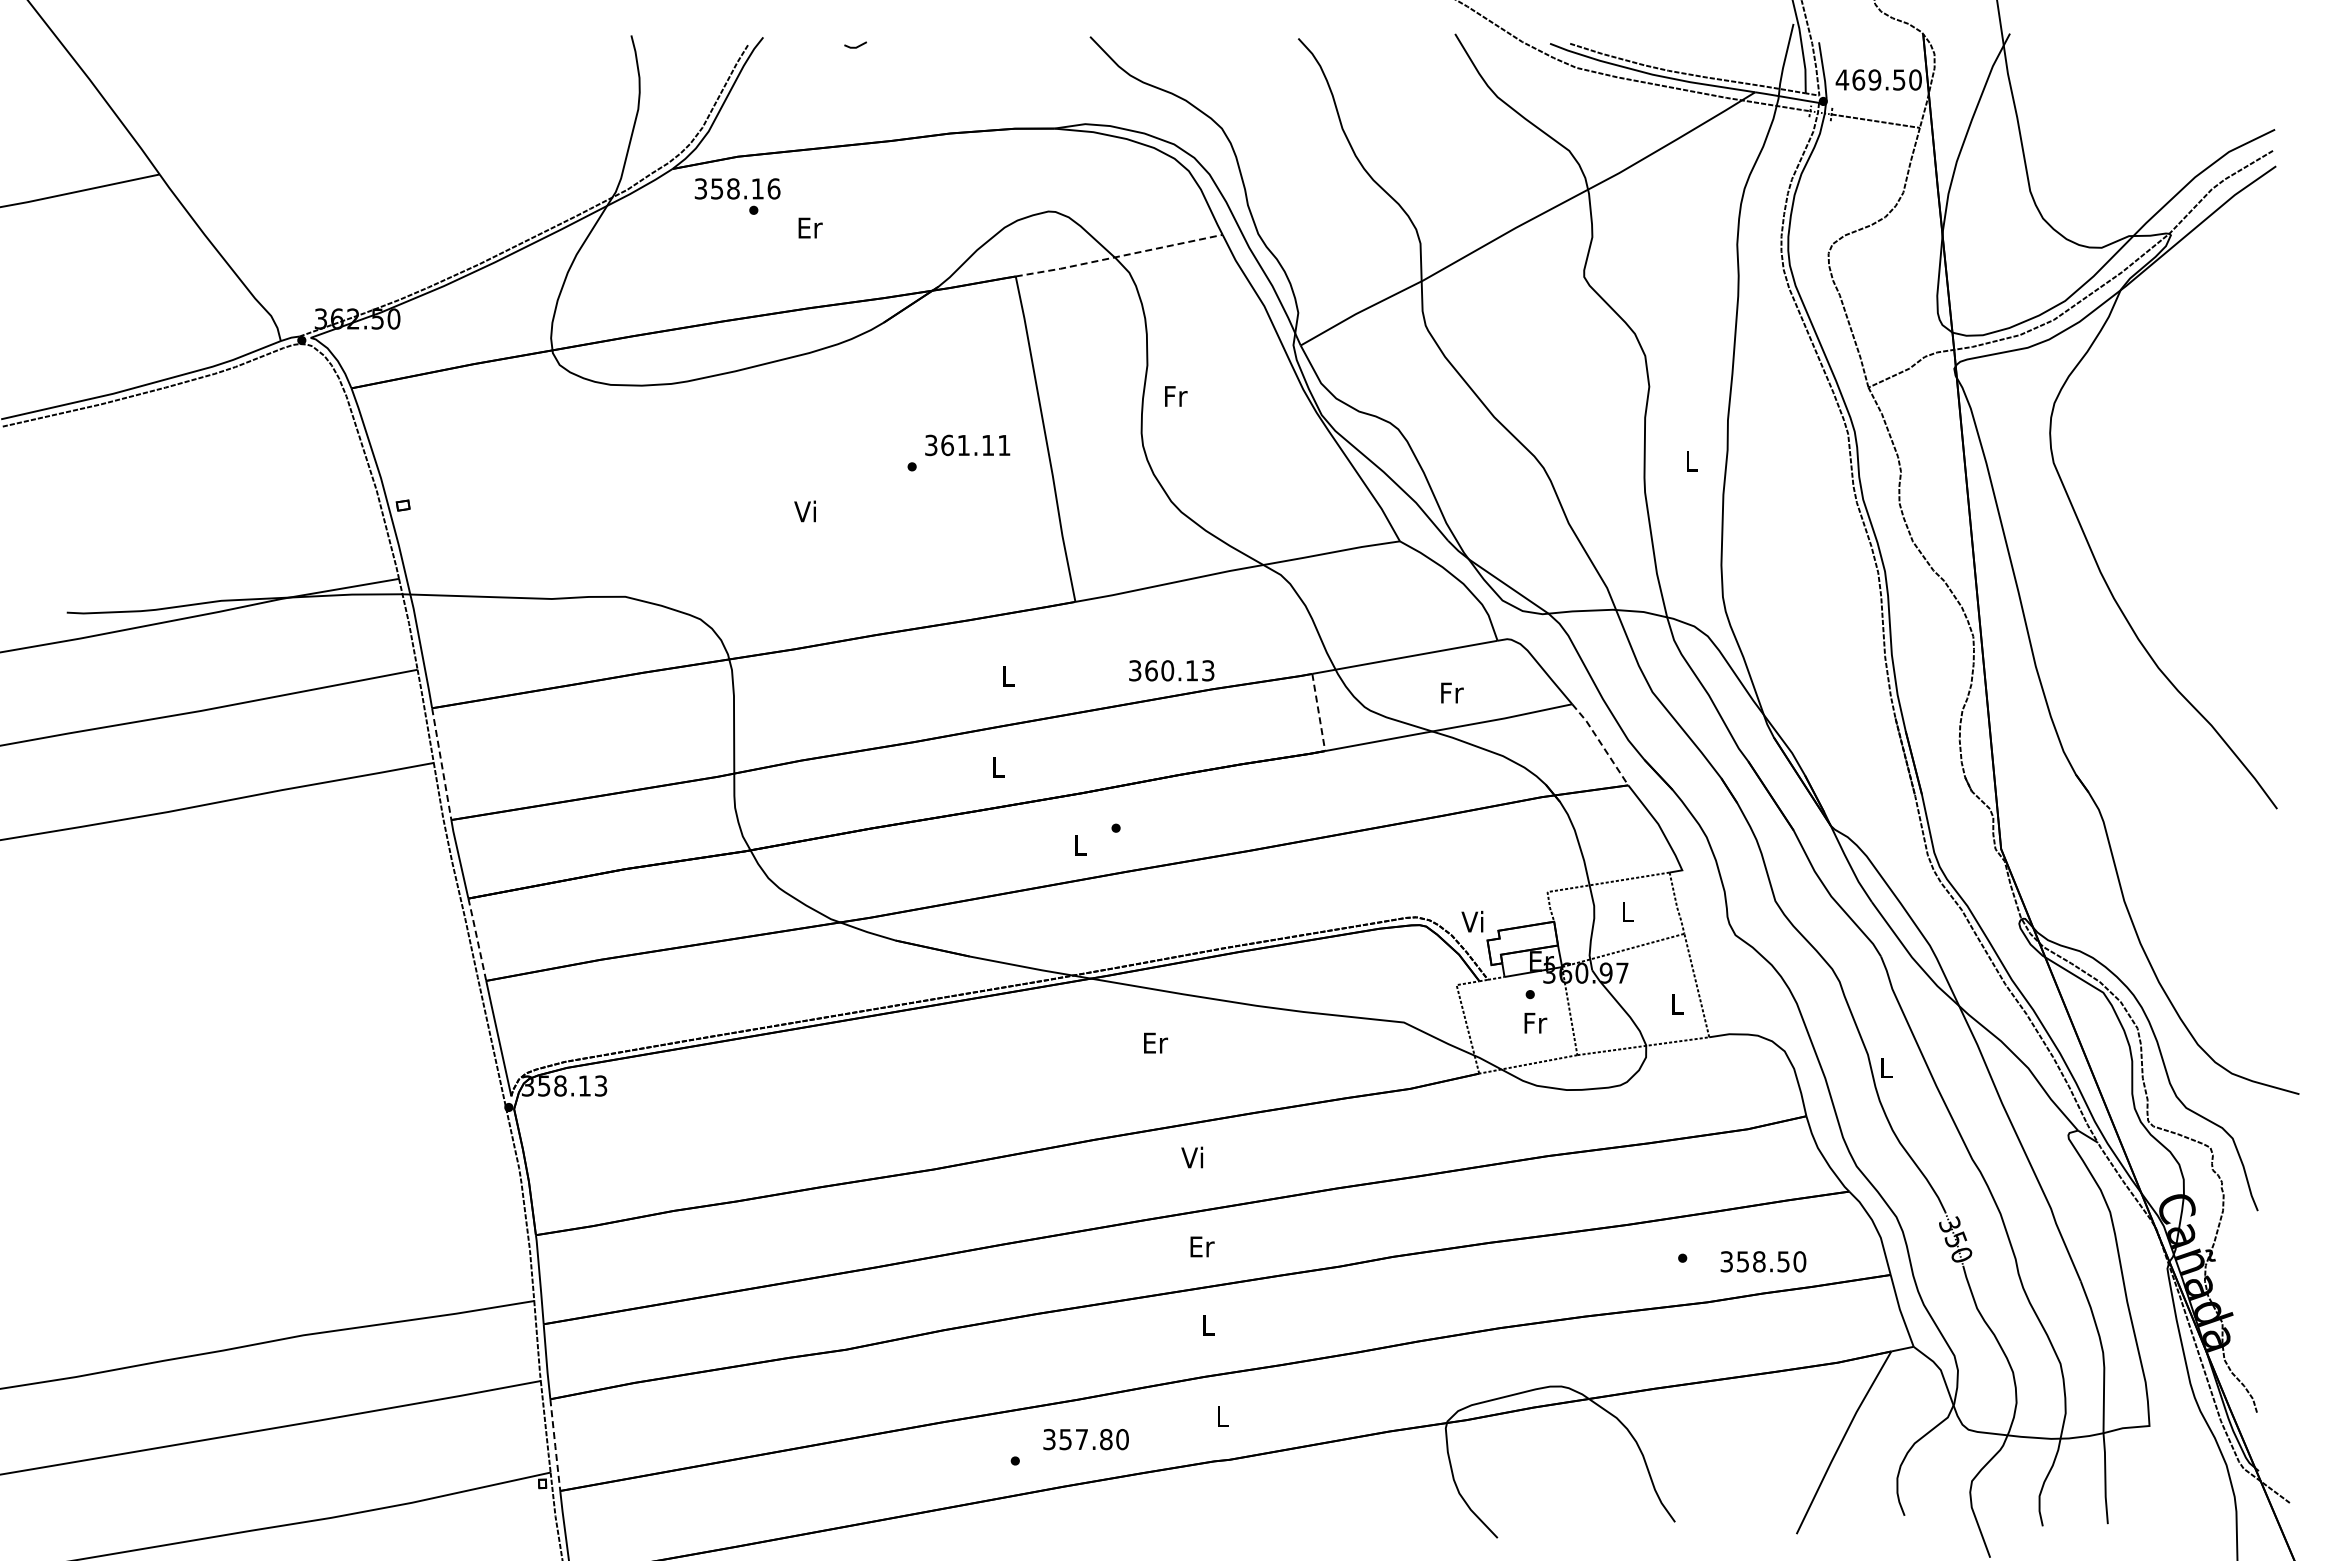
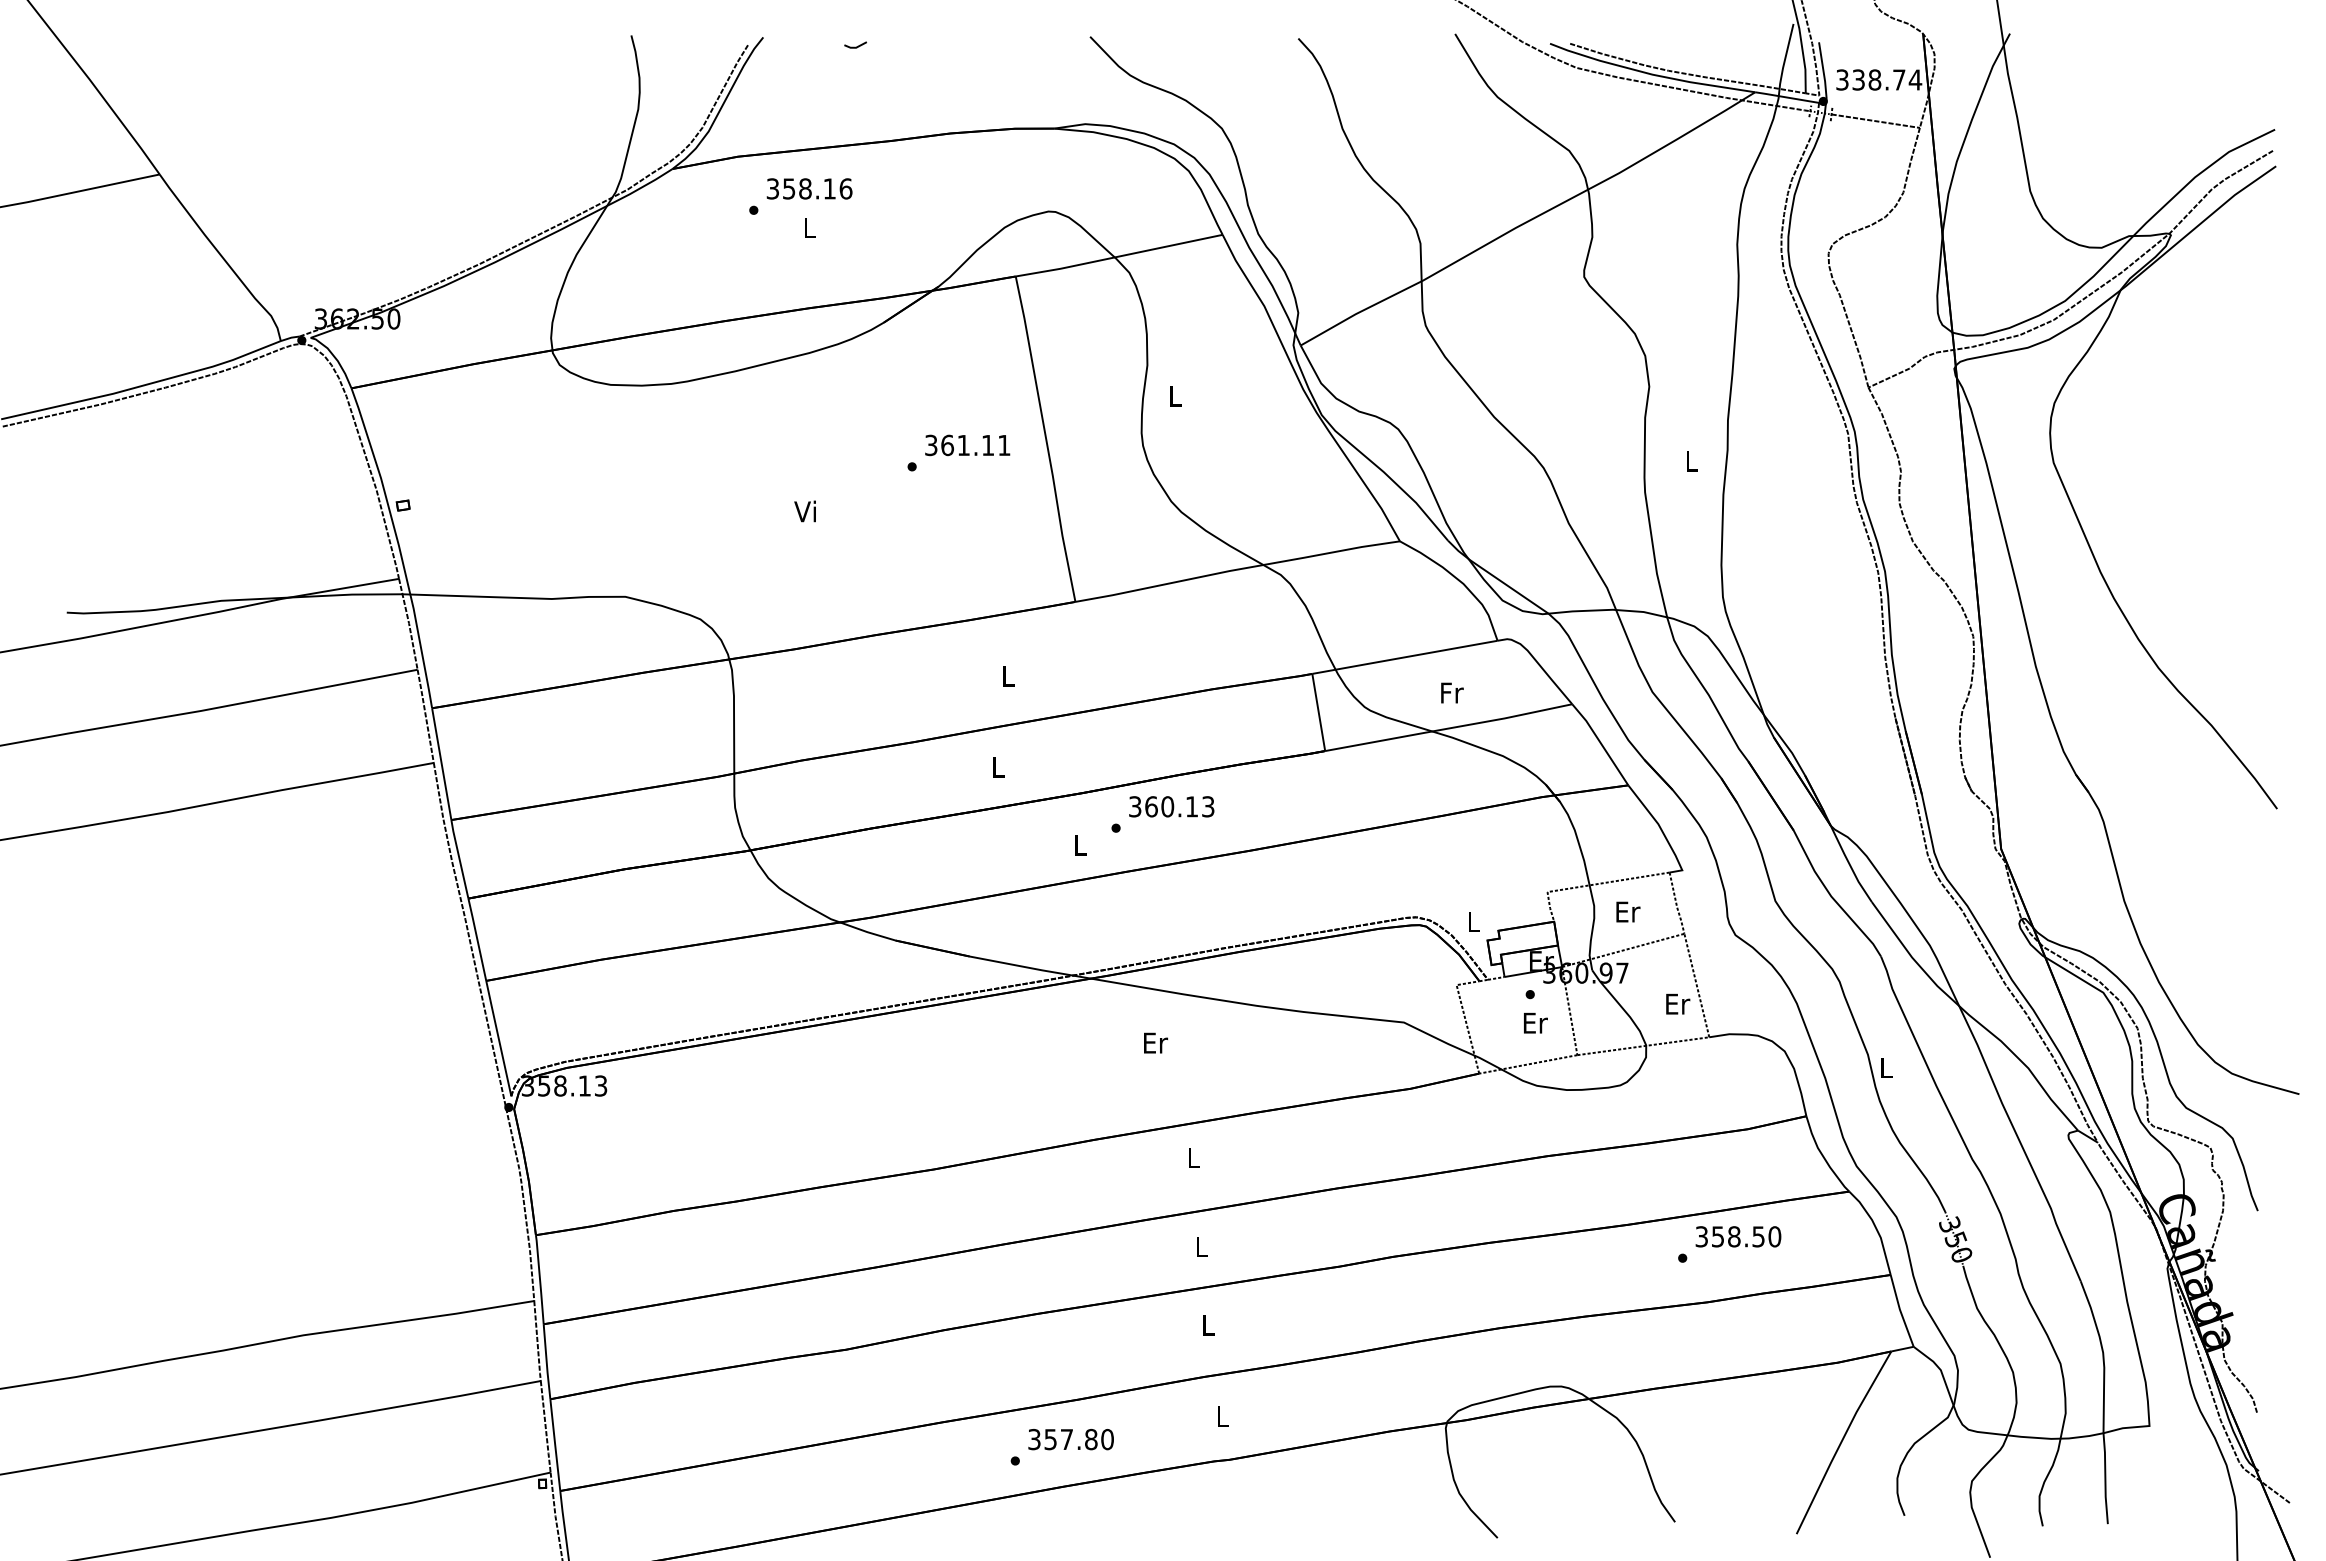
text: 469.50 -> 338.74 (1878, 79)
text position: (737, 188) -> (809, 188) (809, 188)
text: Er -> L (810, 227)
line: dashed -> solid (1119, 256)
text: Fr -> L (1176, 396)
text position: (1171, 670) -> (1171, 806) (1171, 806)
line: dashed -> solid (1318, 712)
line: dashed -> solid (1600, 743)
line: dashed -> solid (441, 764)
text: L -> Er (1628, 911)
text: Vi -> L (1472, 921)
line: dashed -> solid (477, 939)
text: L -> Er (1678, 1003)
text: Fr -> Er (1535, 1023)
text: Vi -> L (1192, 1157)
text: Er -> L (1202, 1246)
text position: (1763, 1261) -> (1738, 1236) (1738, 1236)
text position: (1085, 1439) -> (1070, 1439) (1070, 1439)
line: dashed -> solid (555, 1446)
